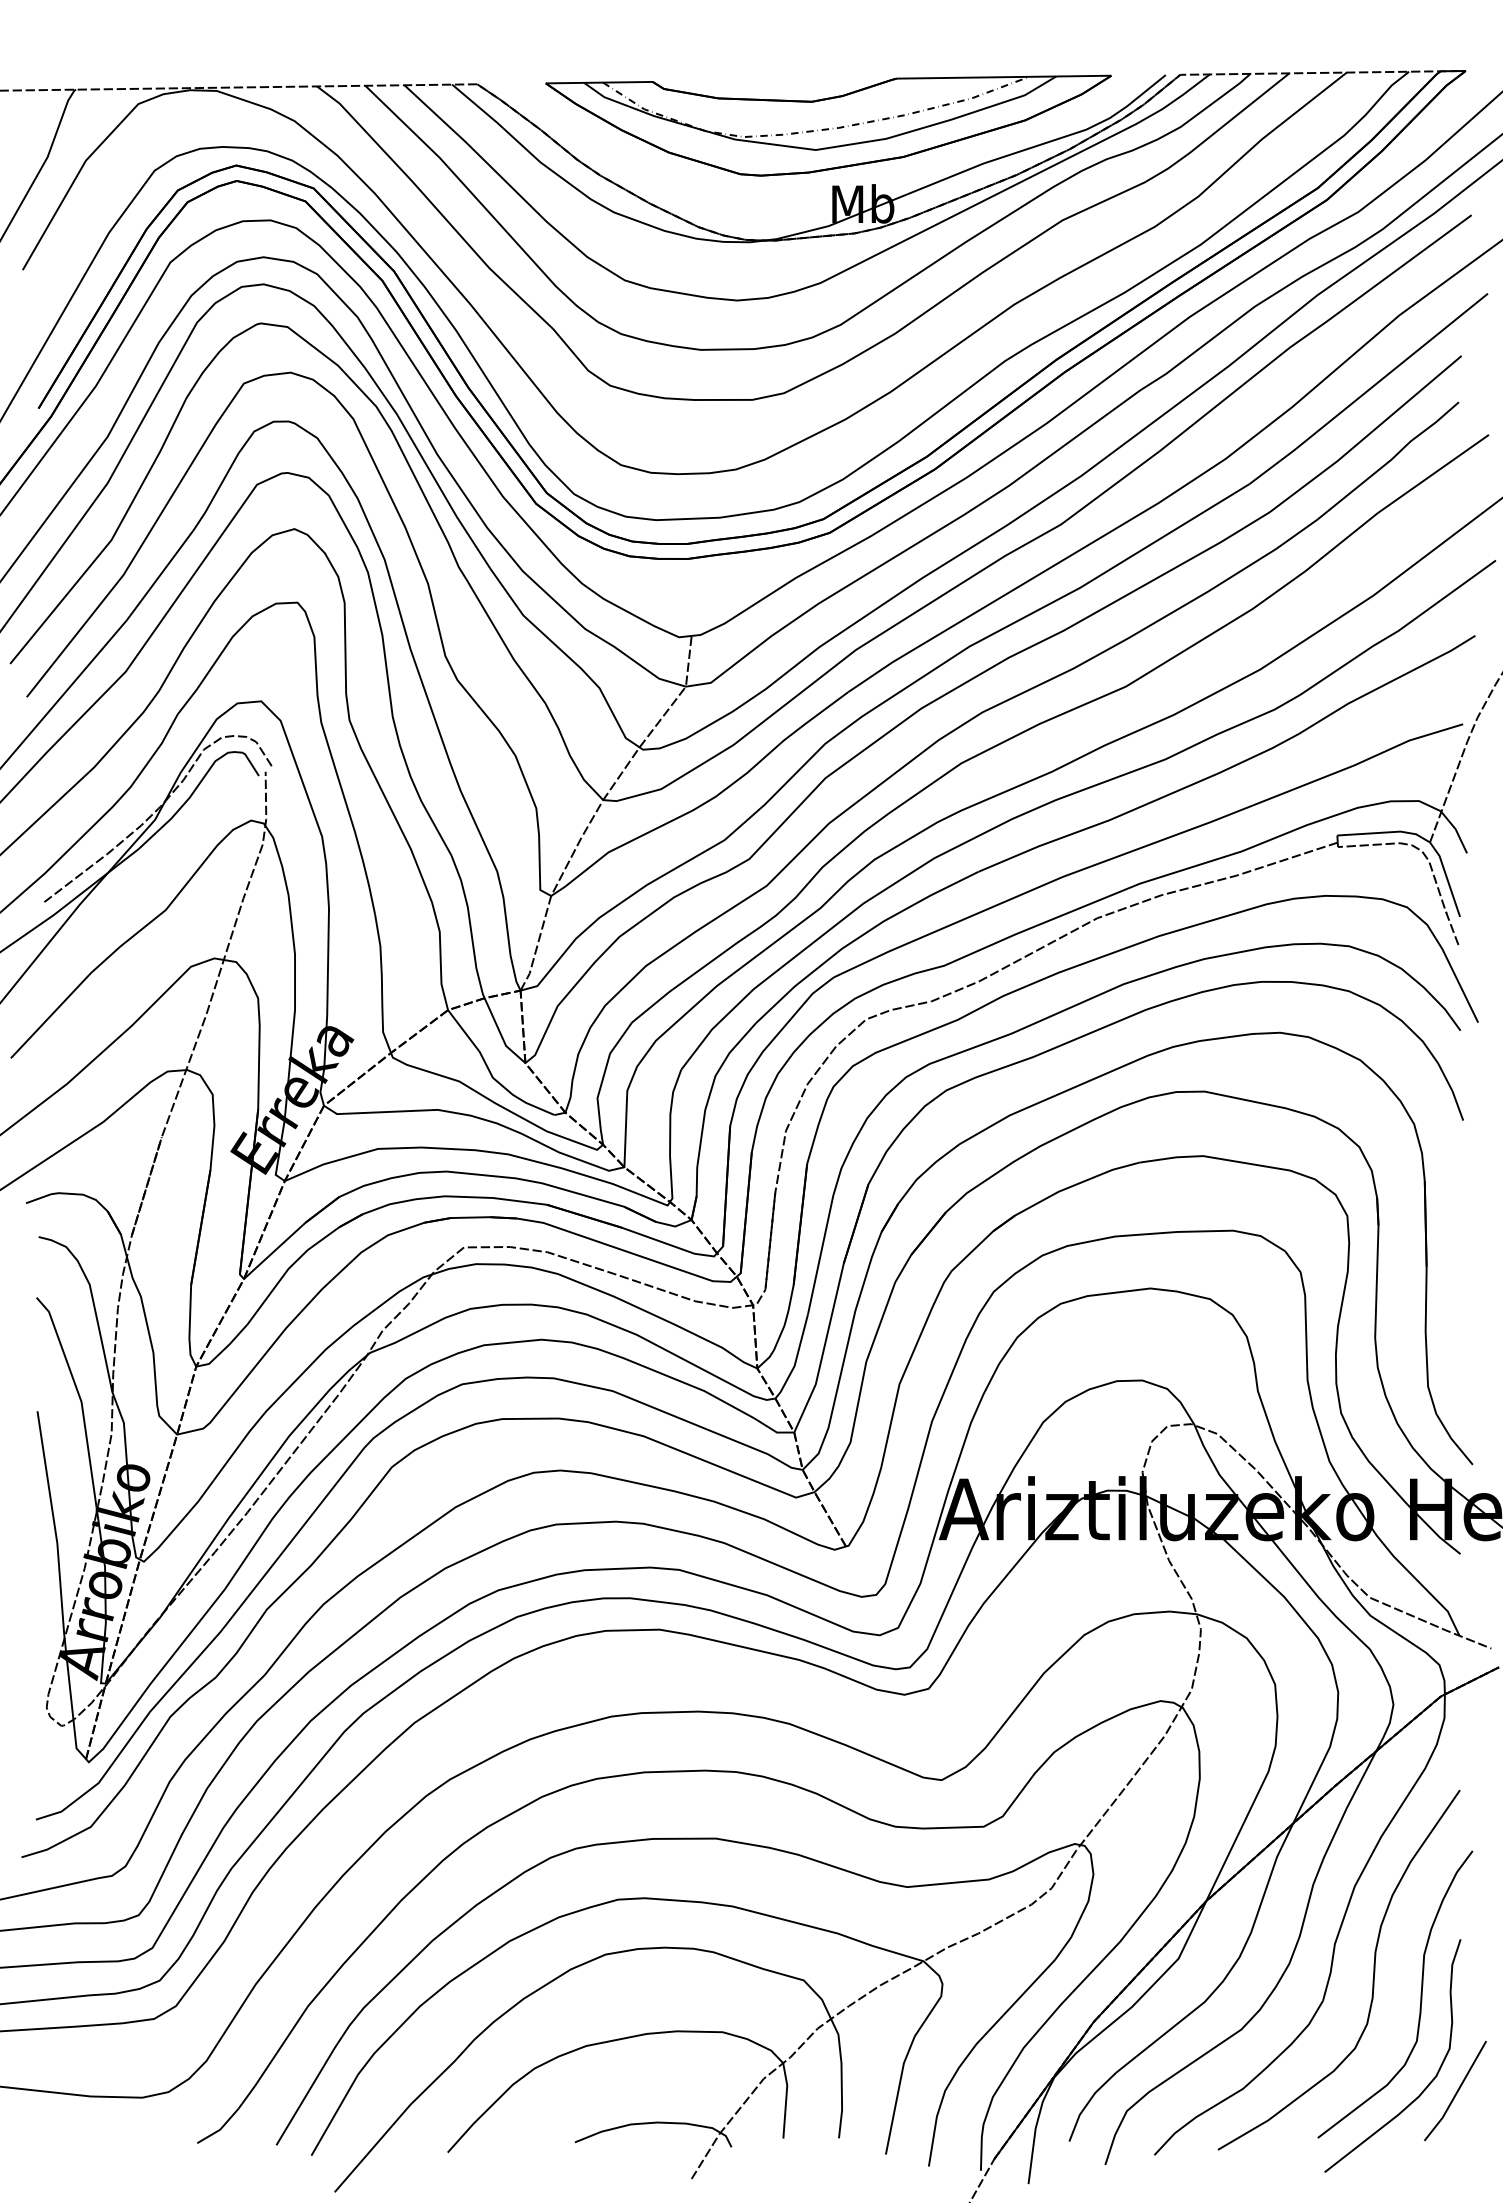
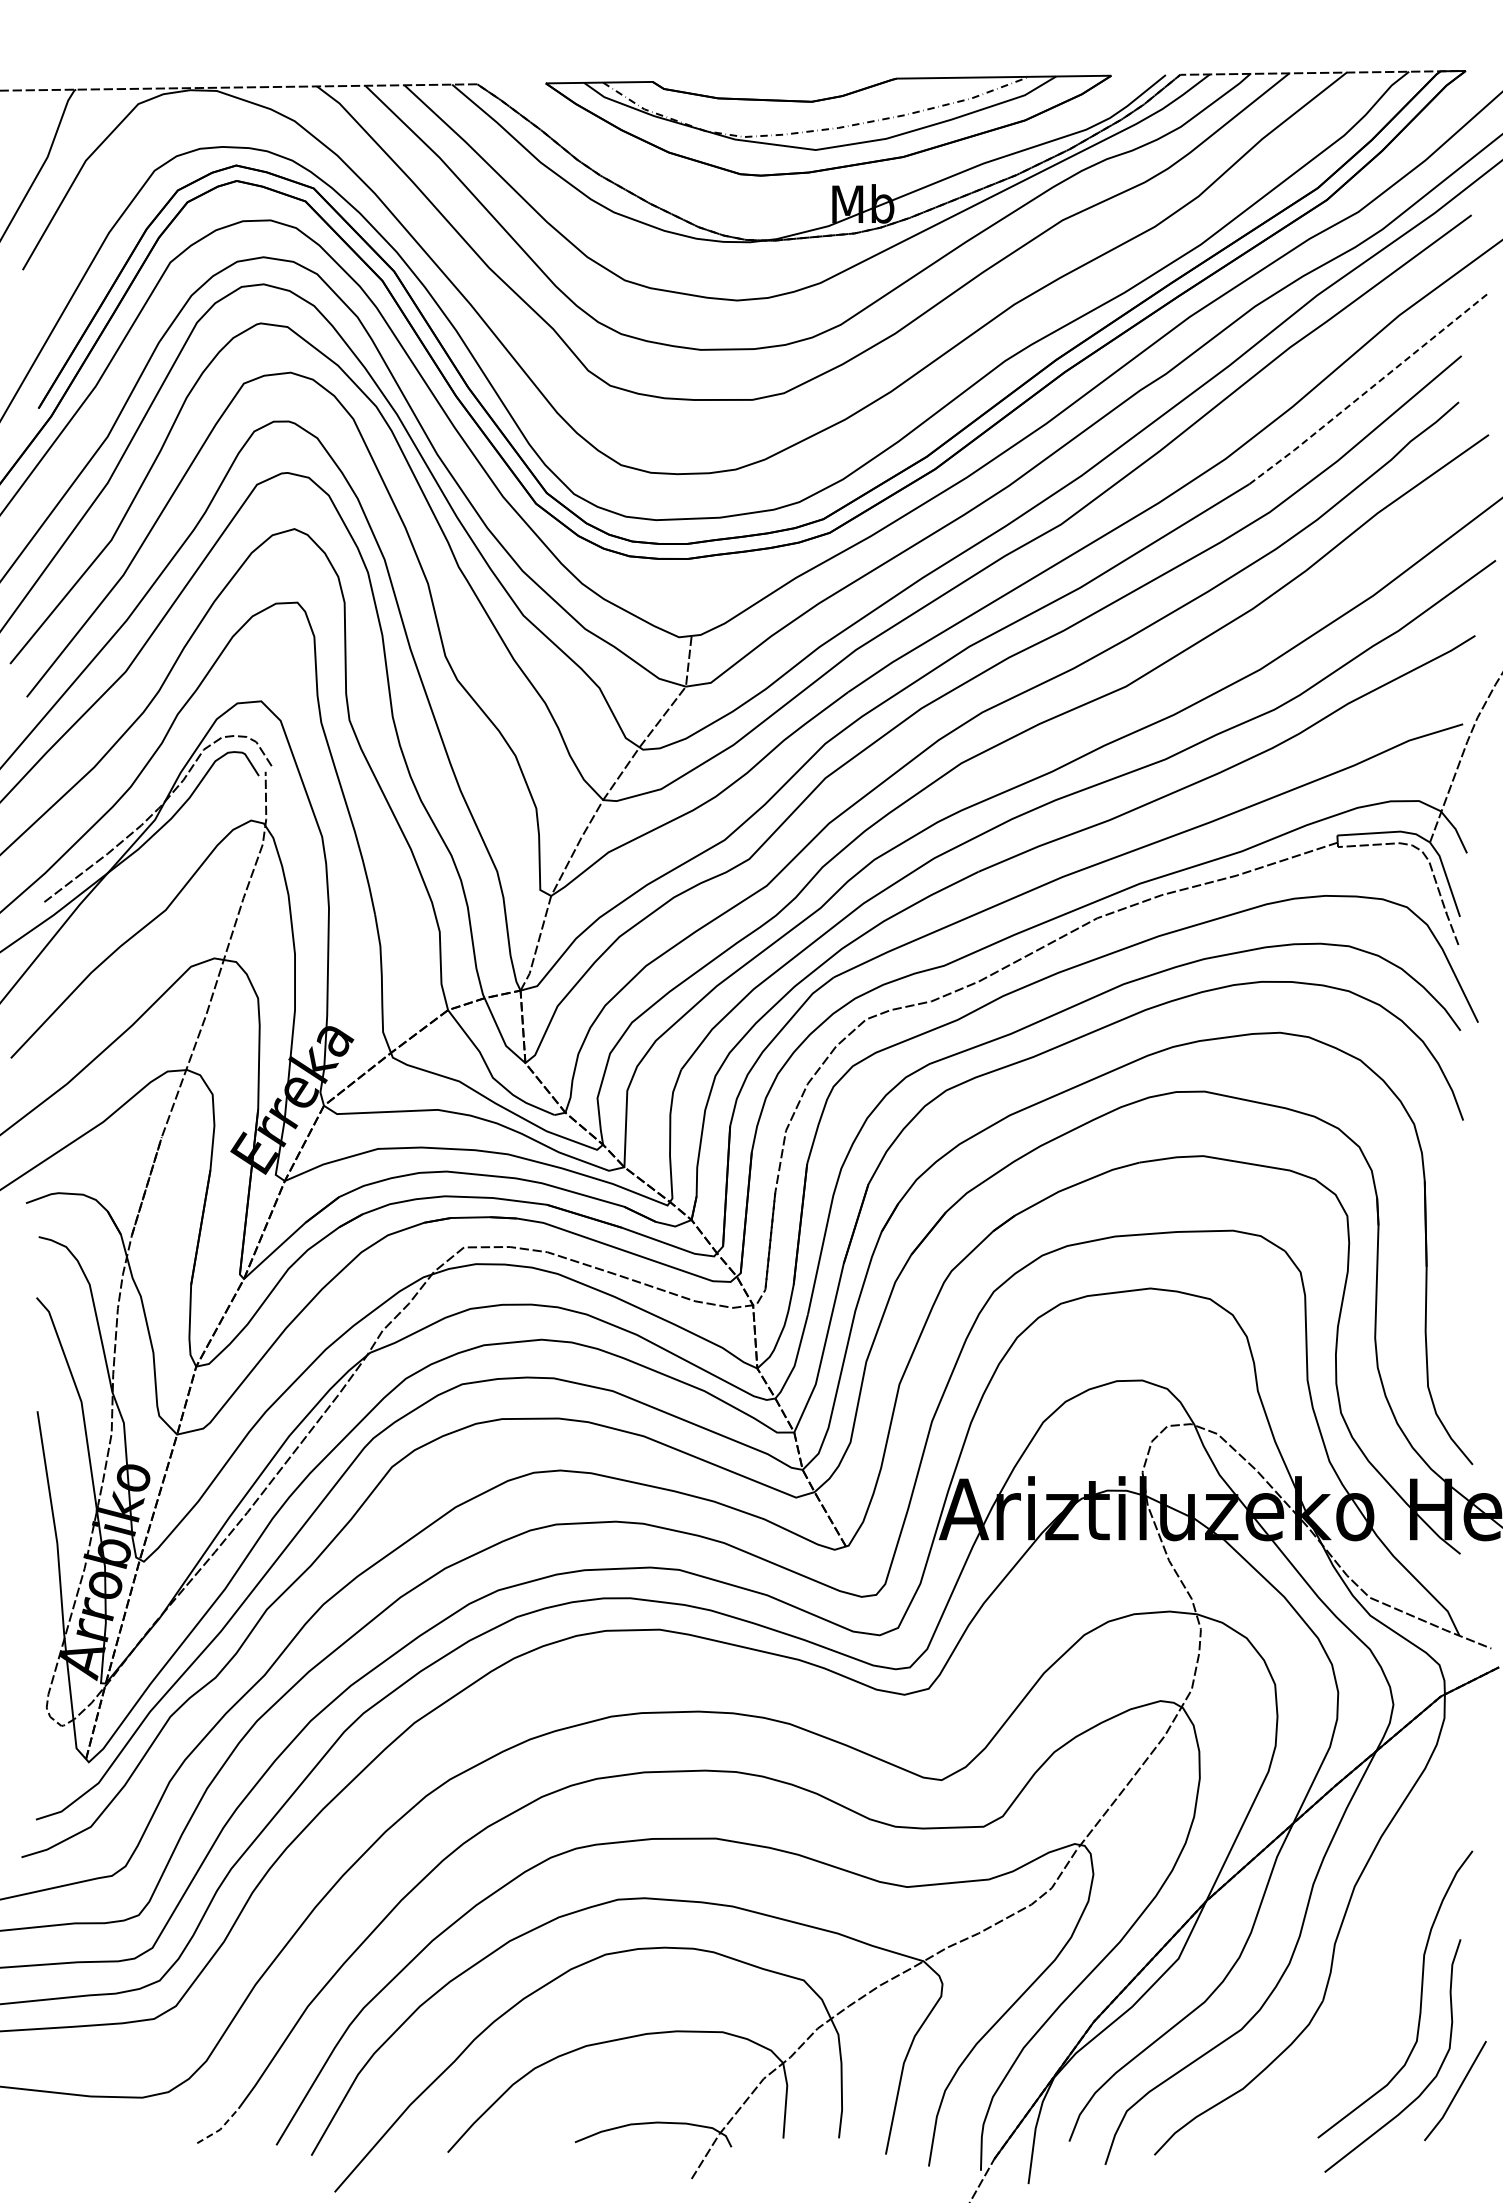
line: solid -> dashed (1368, 390)
curve: present -> none (1373, 1969)
line: solid -> dashed (220, 2129)
